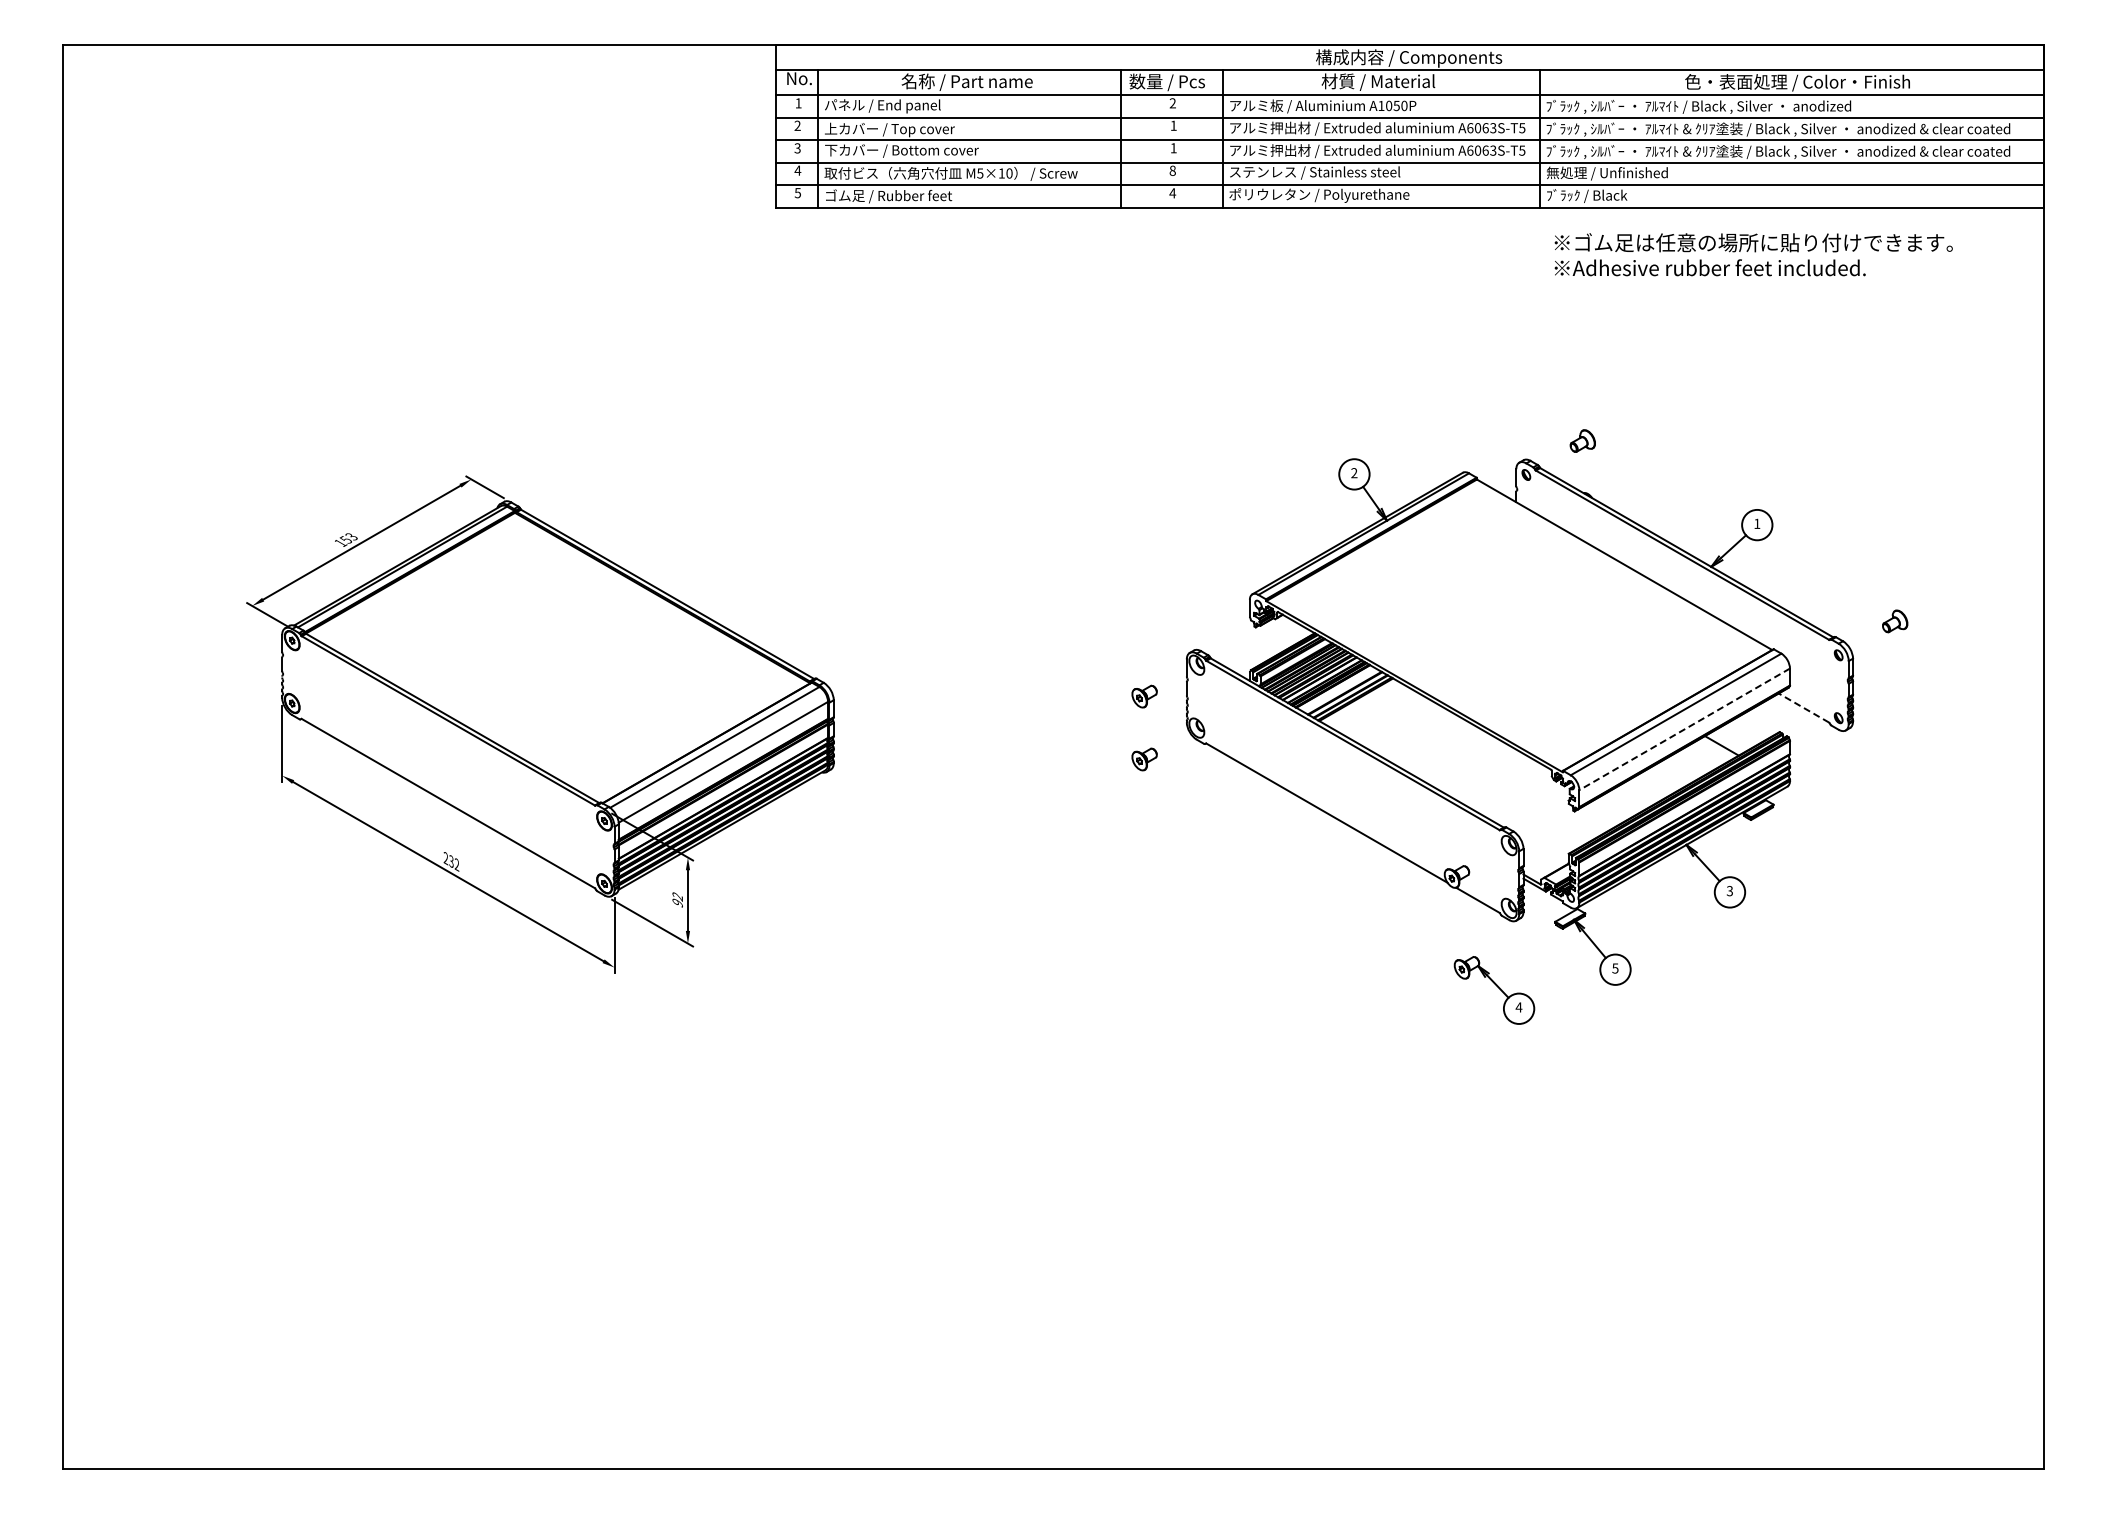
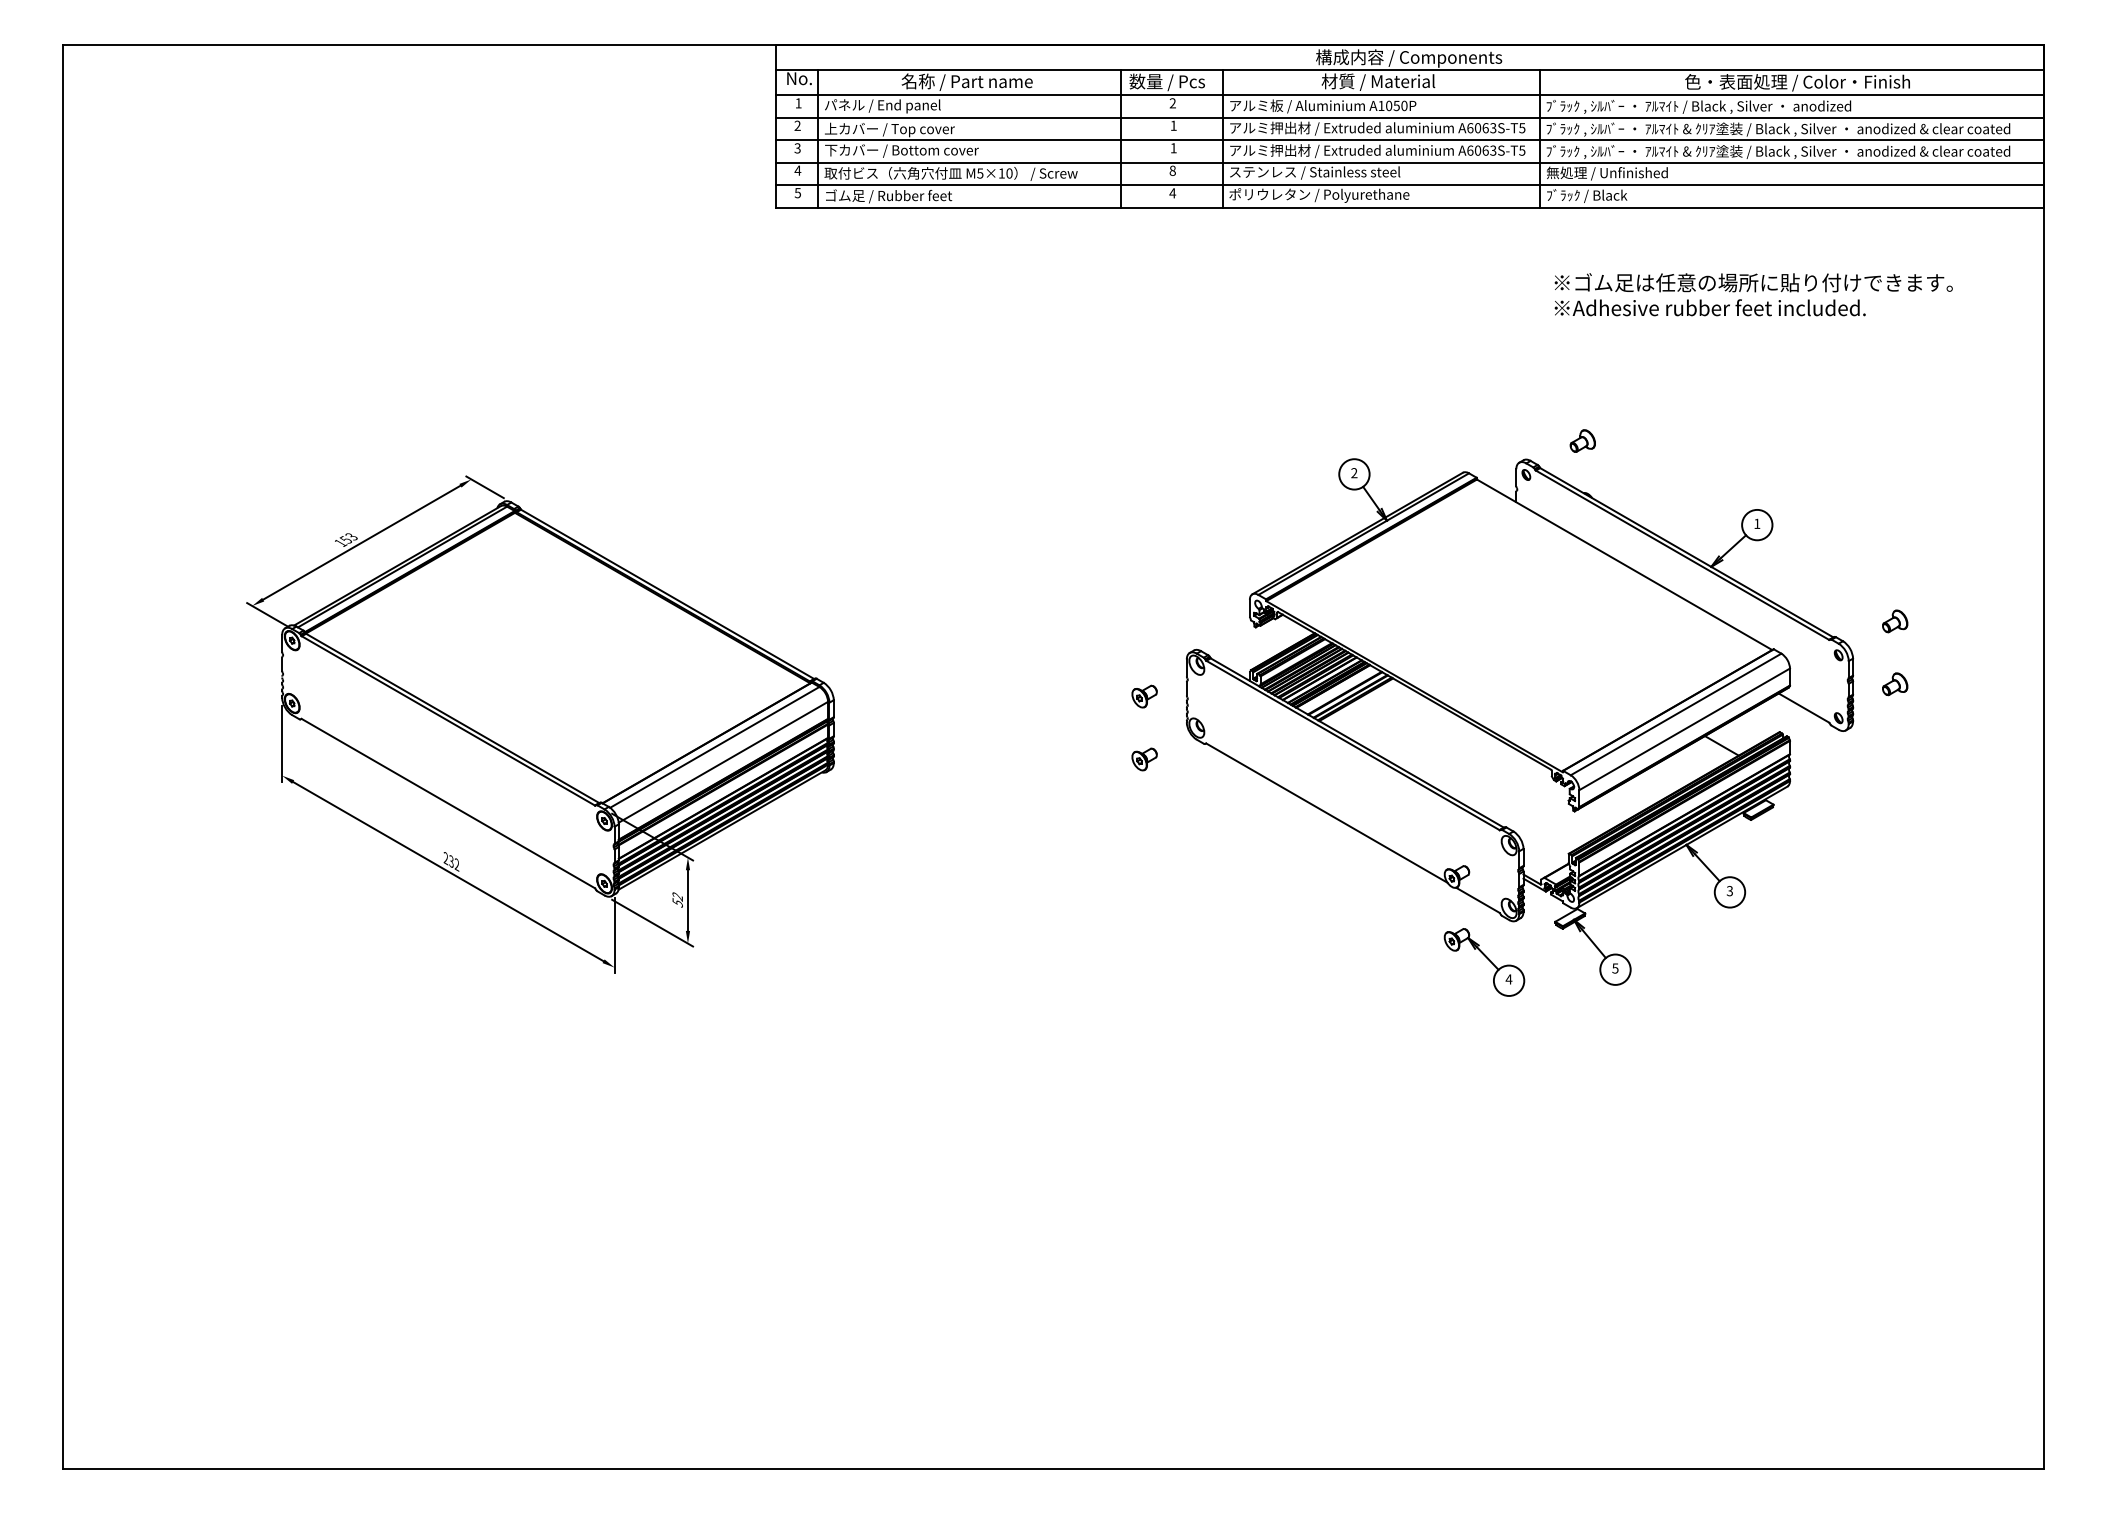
text position: (1753, 254) -> (1753, 294) (1753, 294)
part: none -> present (1895, 684)
line: dashed -> solid (1803, 707)
line: dashed -> solid (1684, 729)
text: 92 -> 52 (677, 902)
part position: (1494, 990) -> (1484, 962) (1484, 962)
